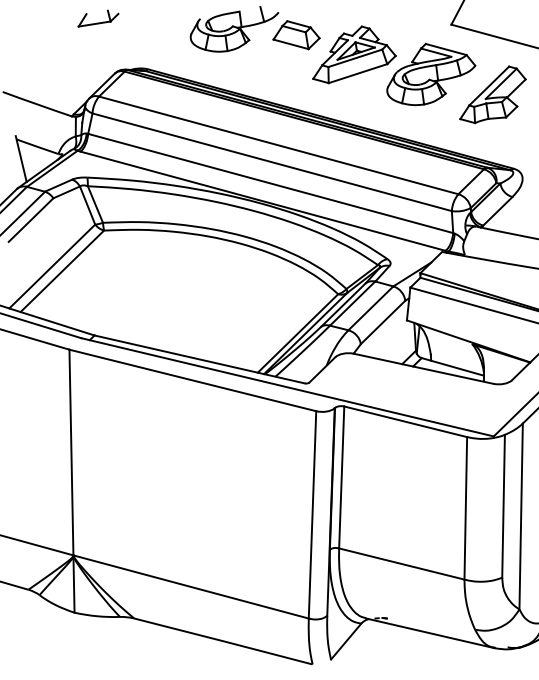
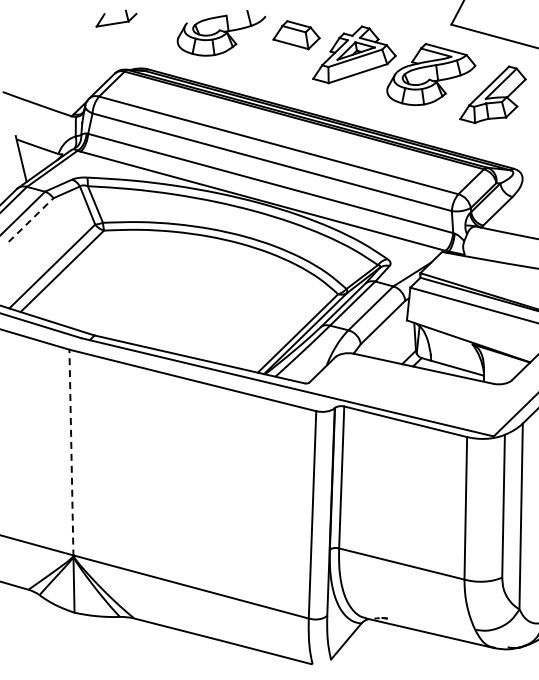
part position: (98, 18) -> (116, 18) (116, 18)
part position: (234, 29) -> (221, 33) (221, 33)
line: solid -> dashed (31, 219)
line: solid -> dashed (71, 452)
